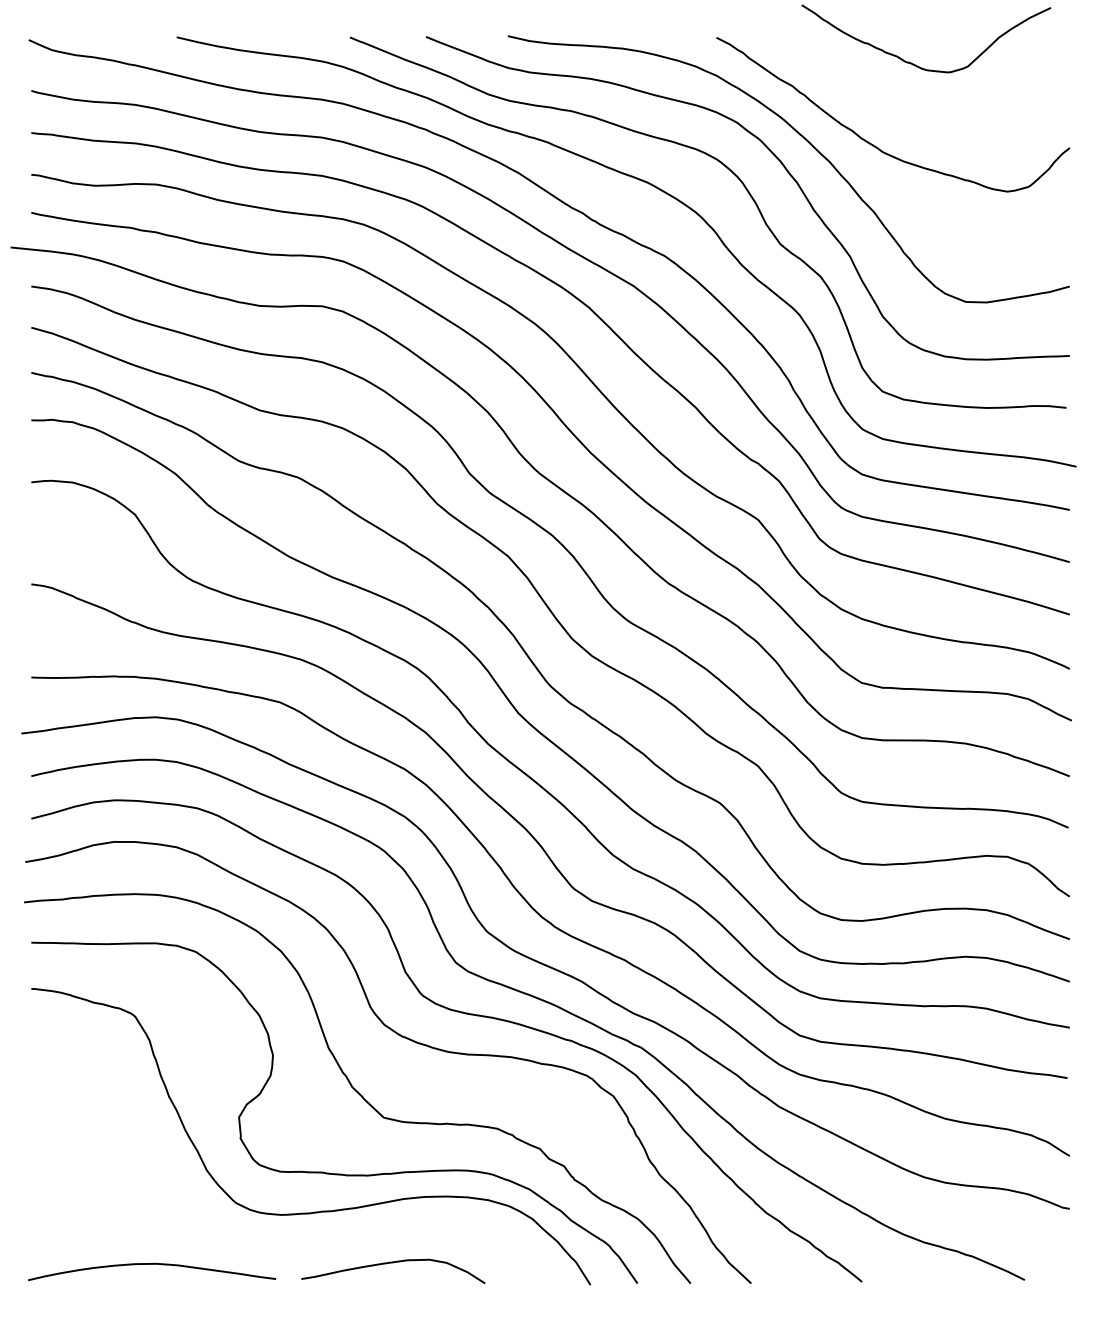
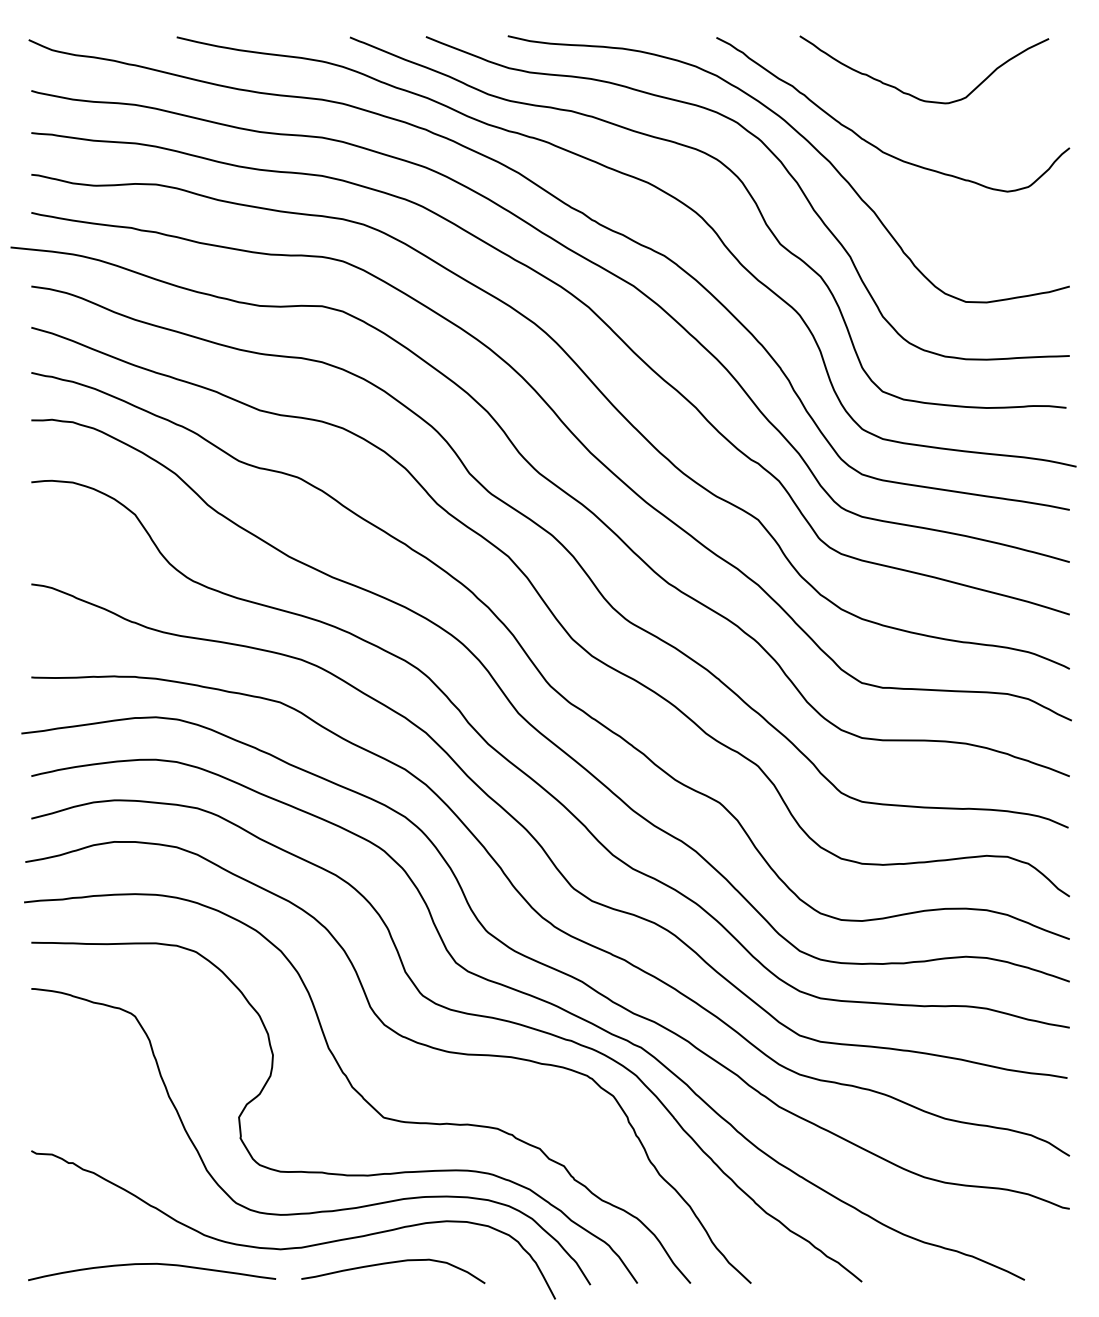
curve position: (913, 63) -> (911, 94) (911, 94)
curve: none -> present (299, 1246)
